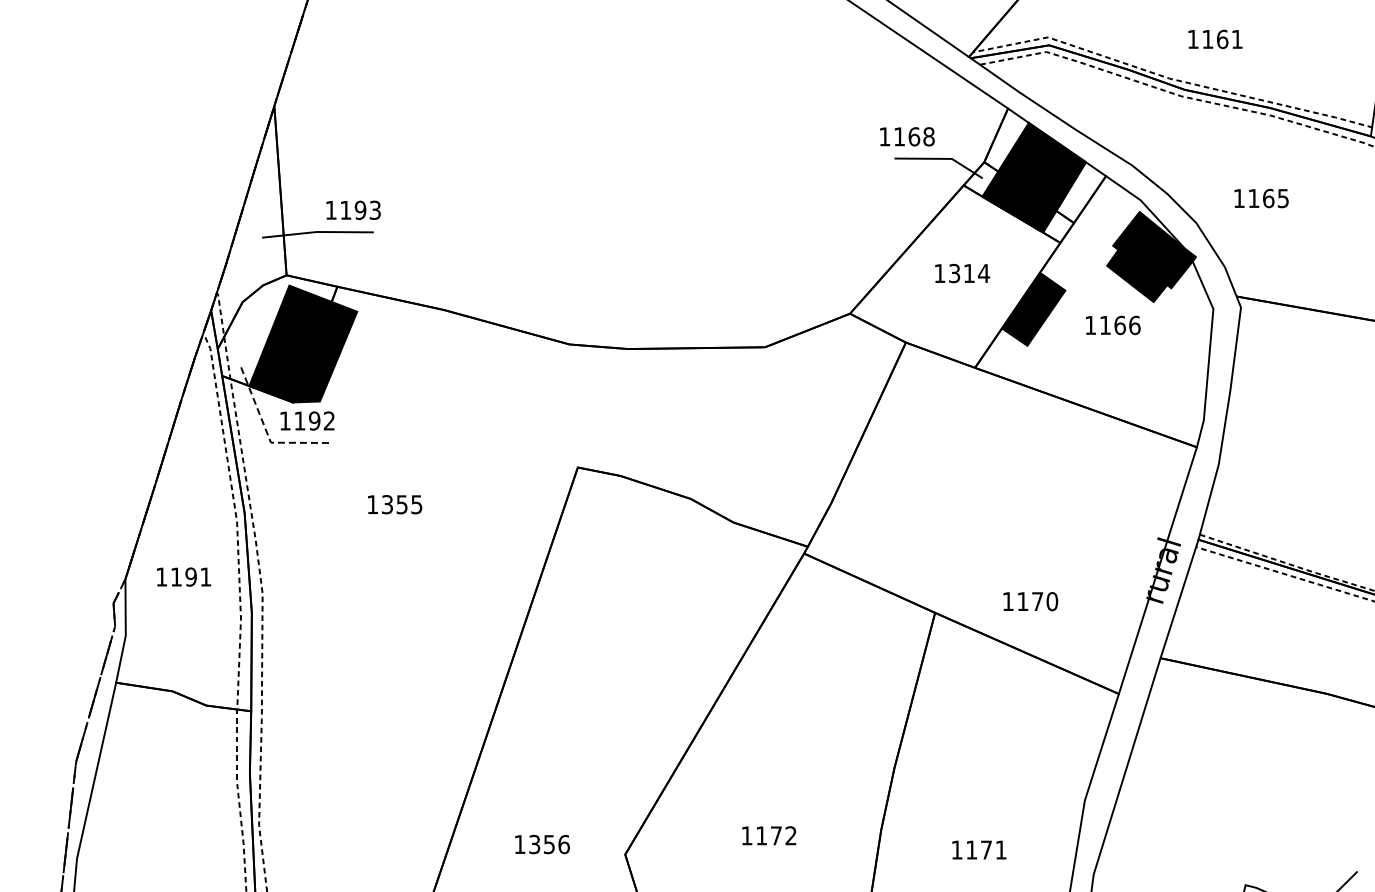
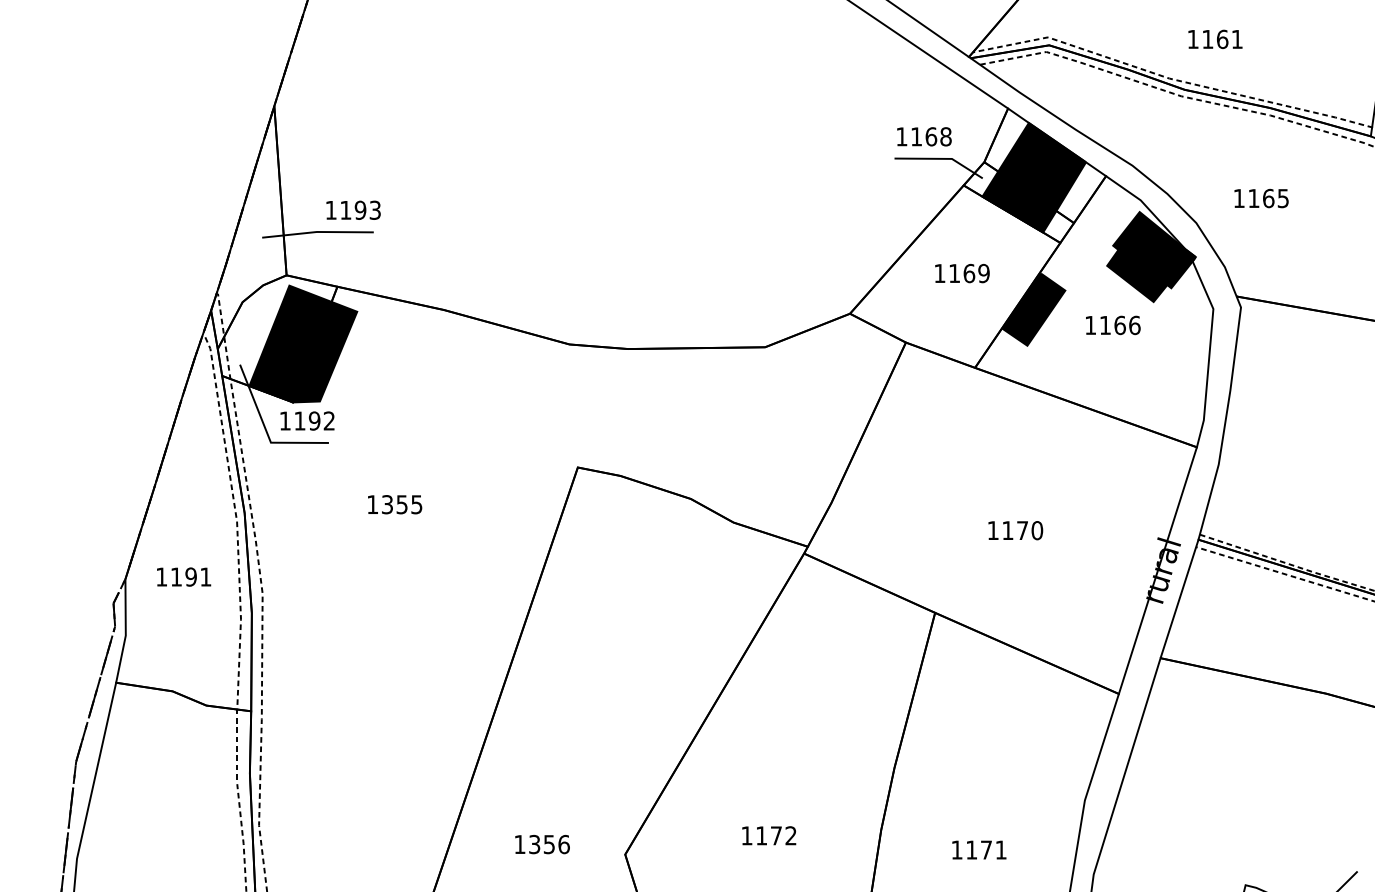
text position: (907, 136) -> (924, 136) (924, 136)
text: 1314 -> 1169 (969, 273)
line: dashed -> solid (266, 430)
text position: (1030, 601) -> (1015, 530) (1015, 530)
